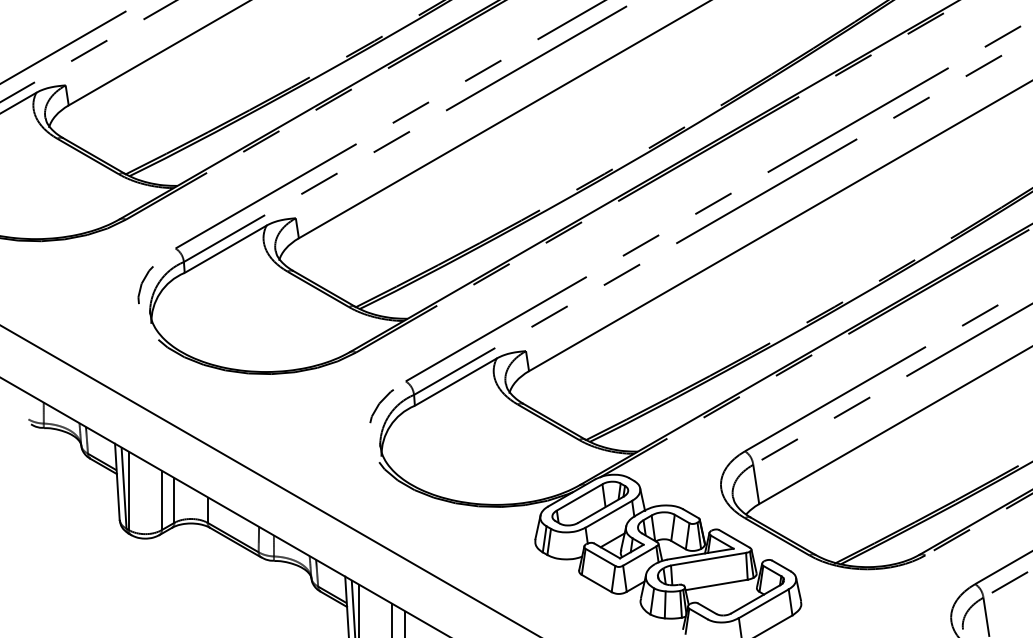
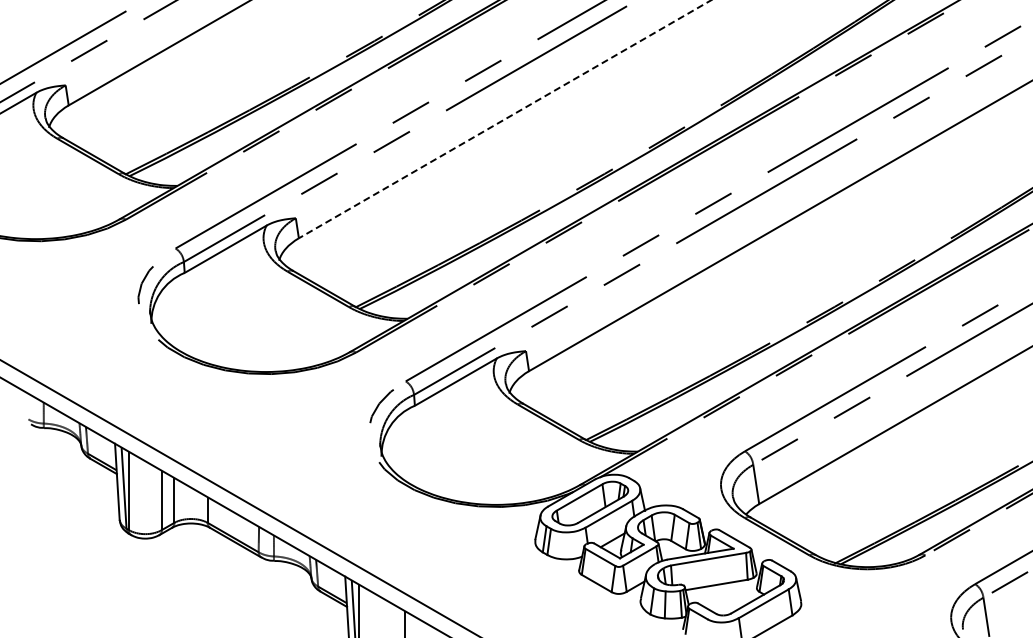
line: solid -> dashed (504, 119)
line position: (269, 480) -> (239, 497) (239, 497)
line: present -> none (392, 618)
